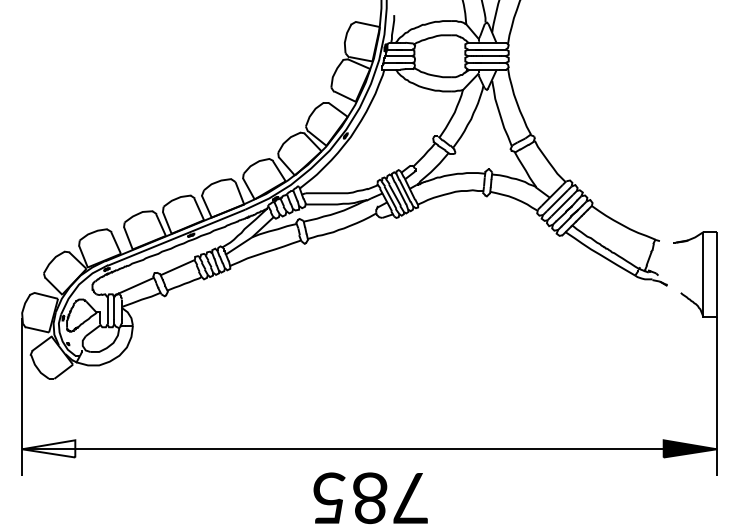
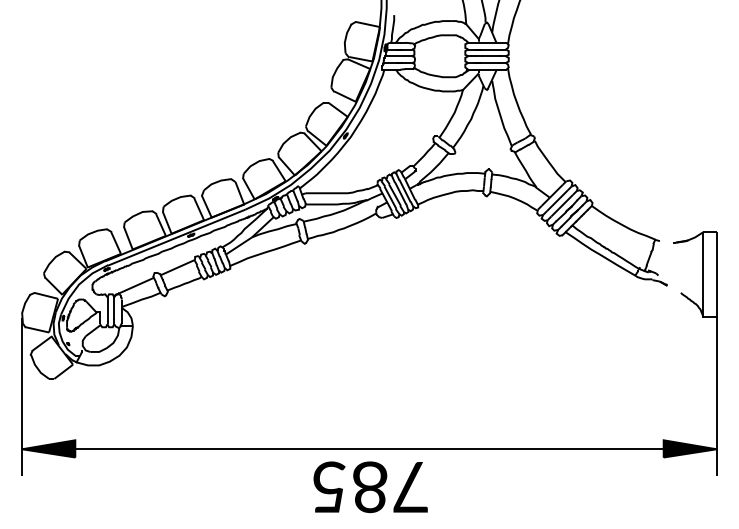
fill: none -> present (48, 448)
text position: (370, 498) -> (370, 487) (370, 487)
